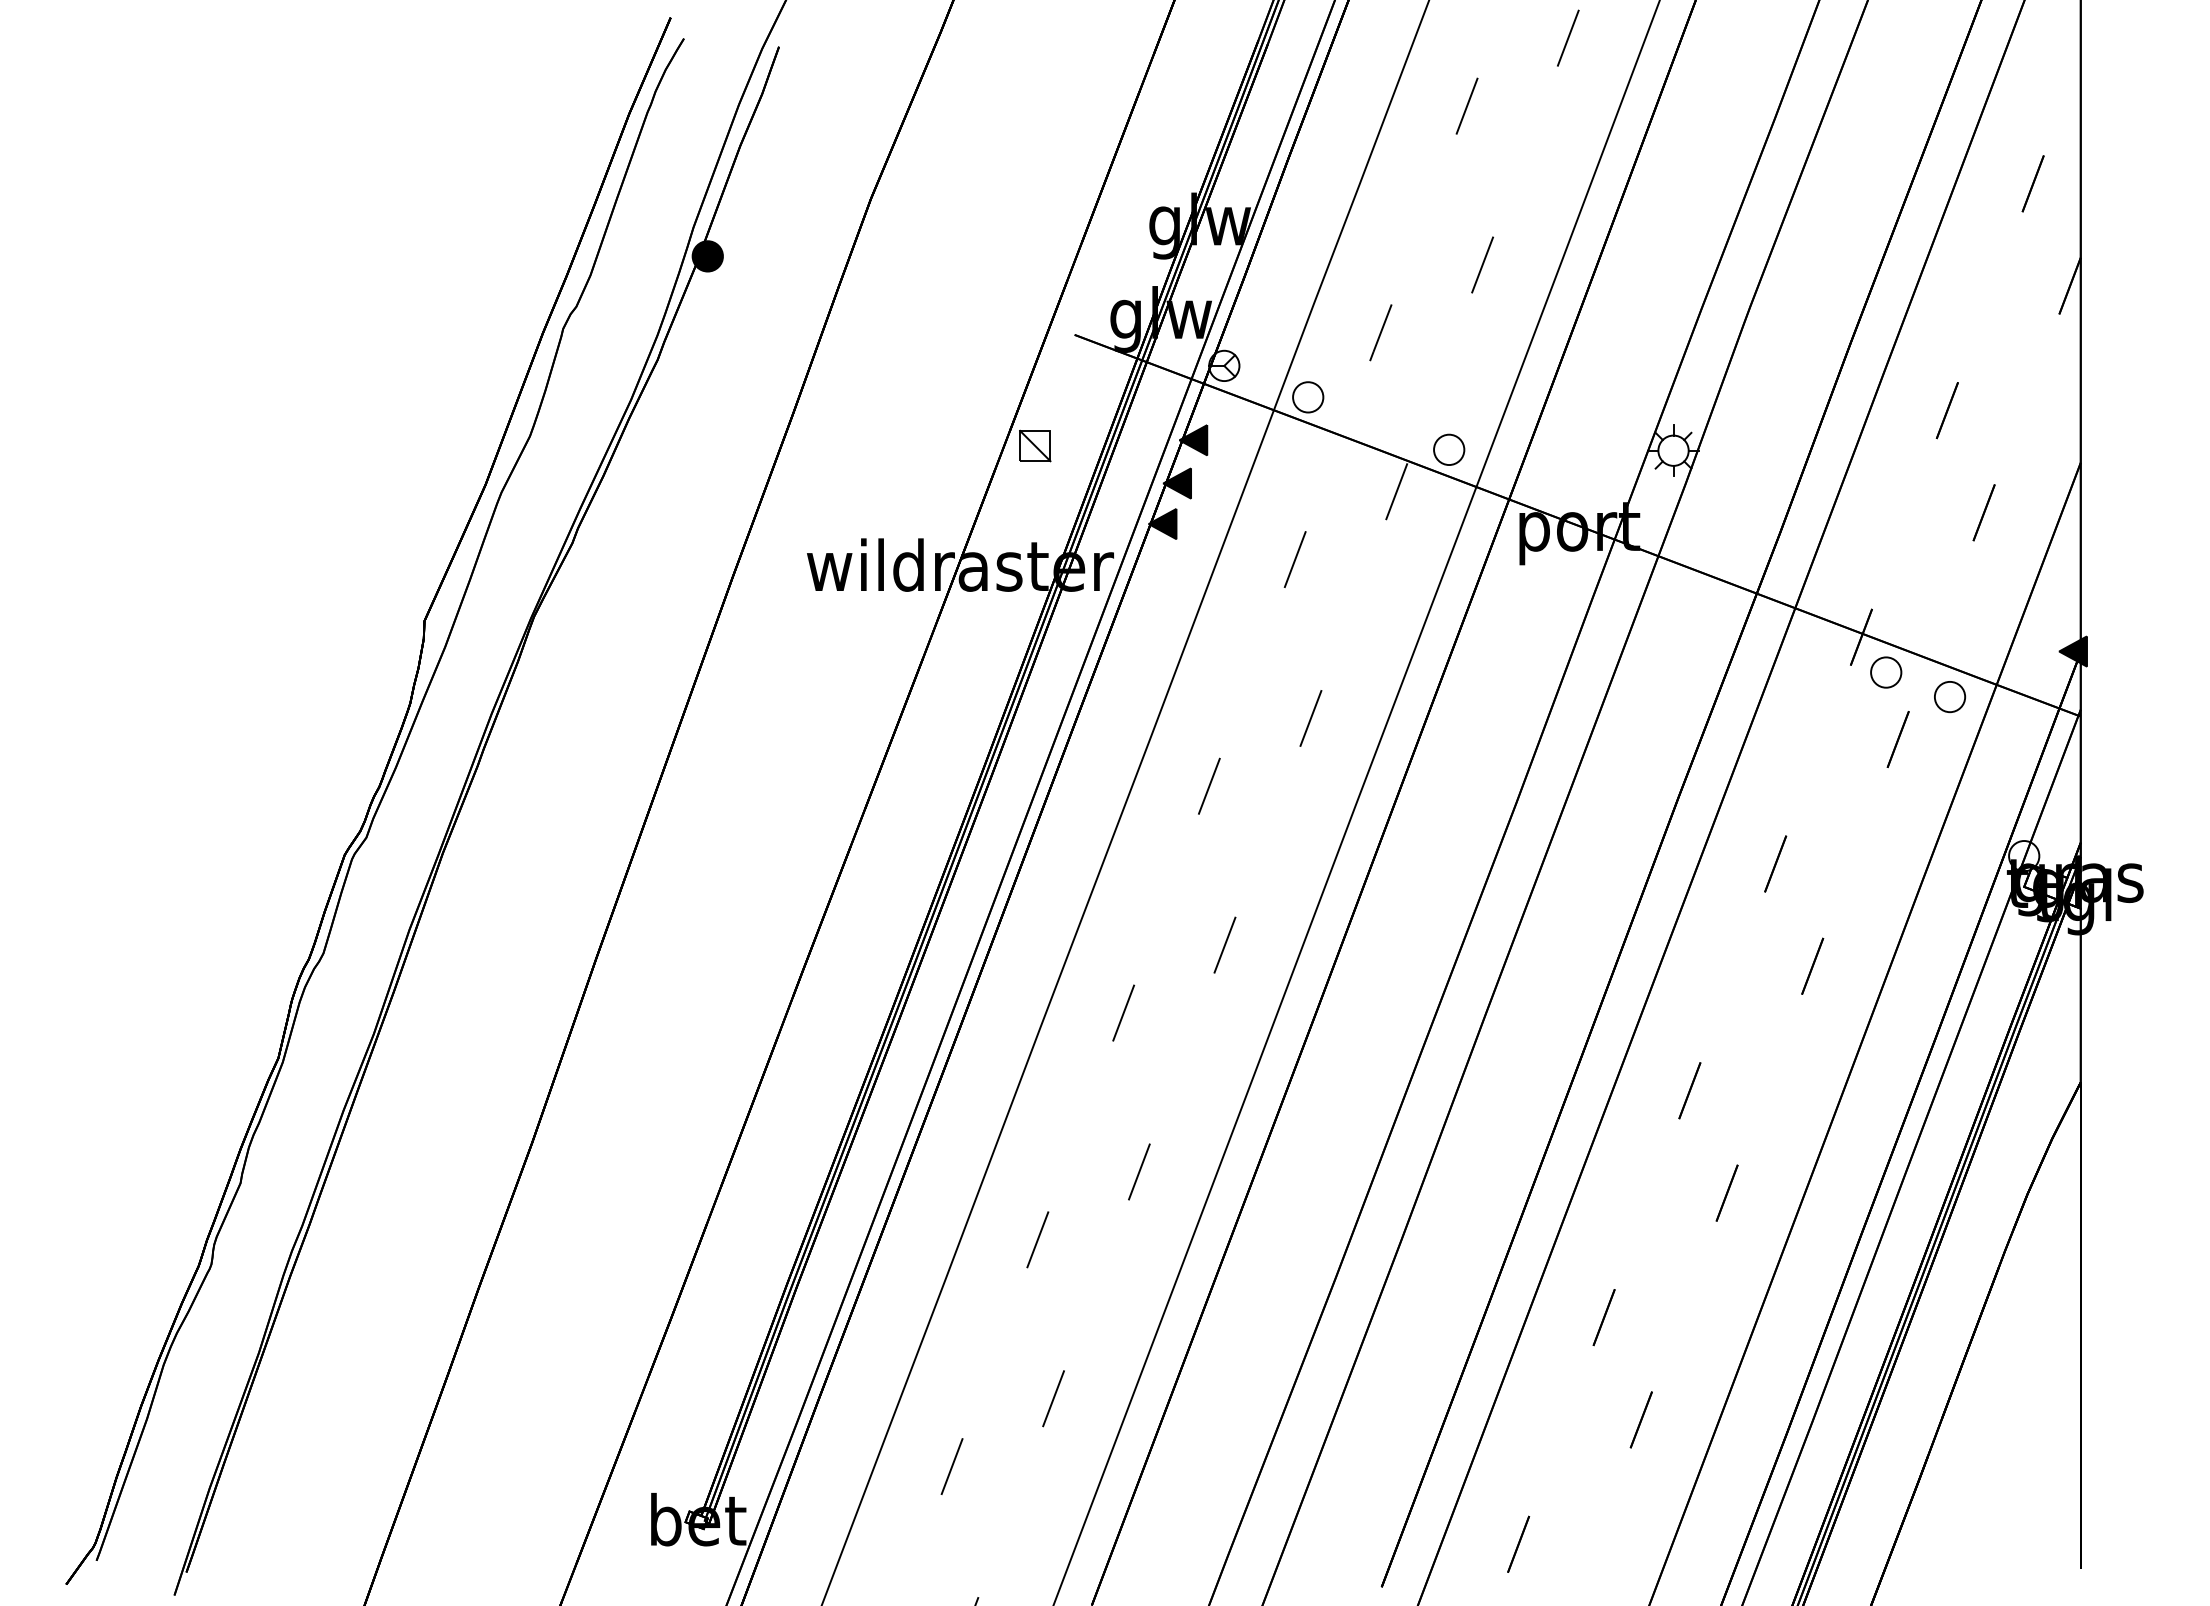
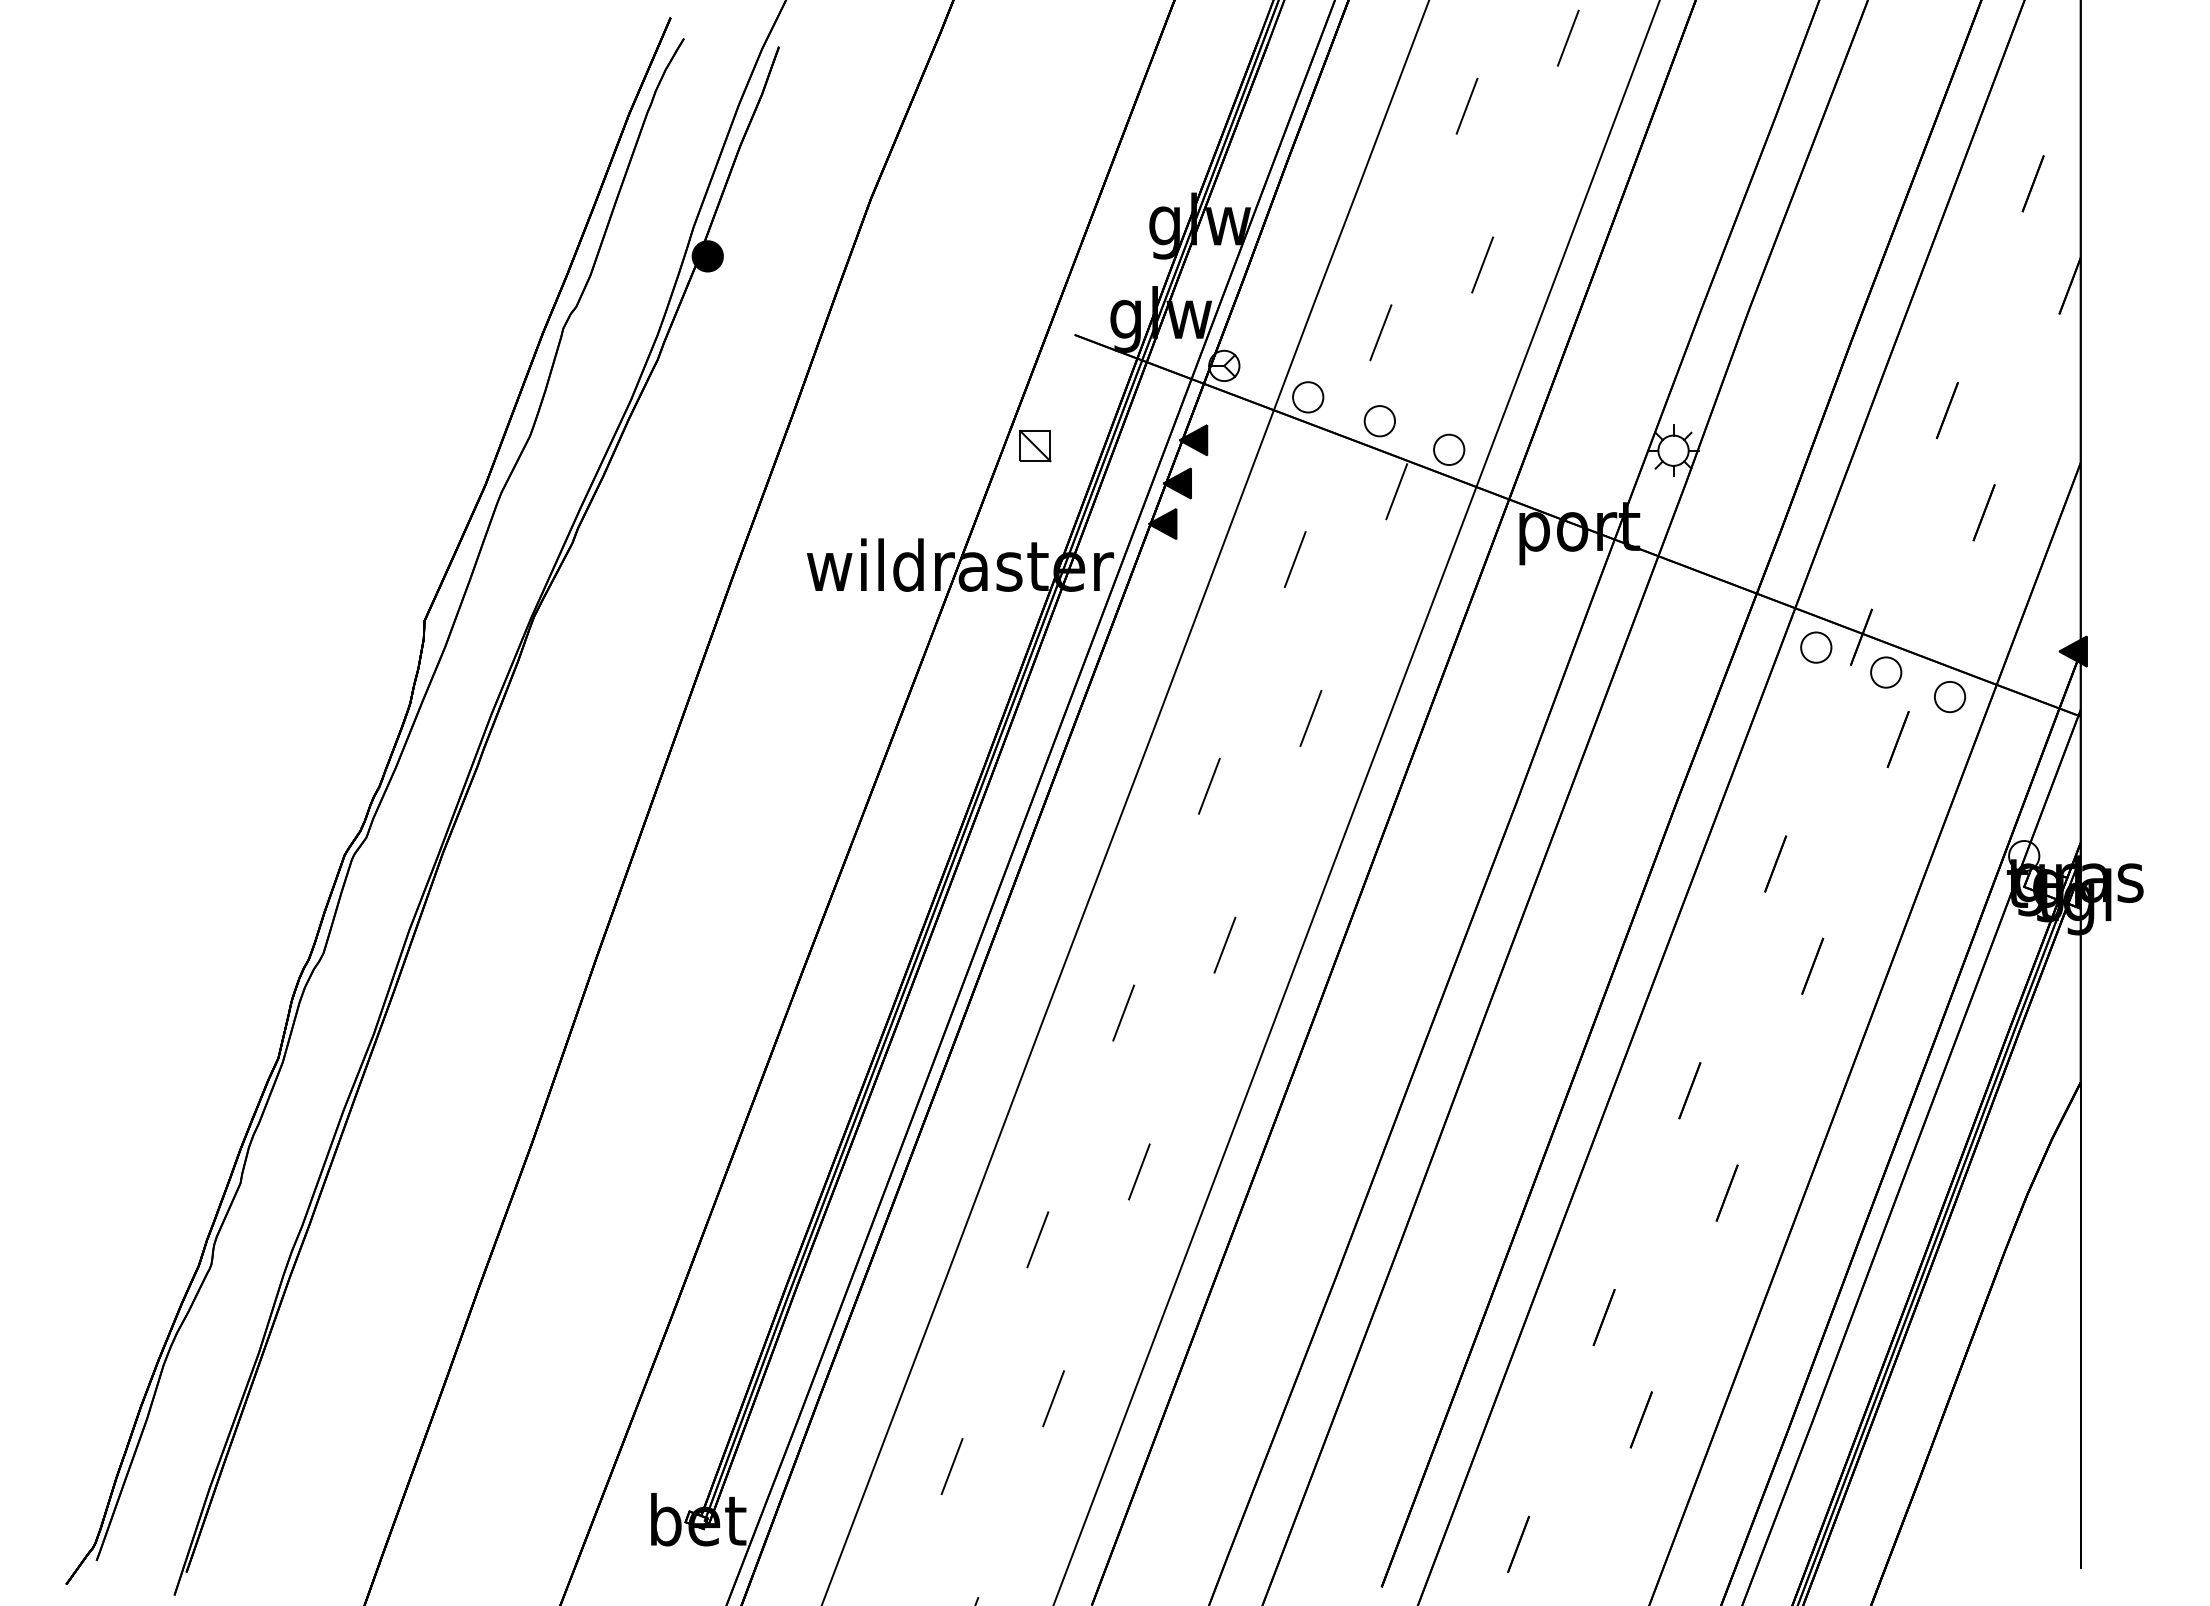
part: none -> present (1379, 421)
part: none -> present (1816, 647)
